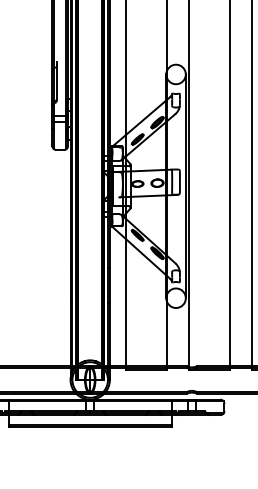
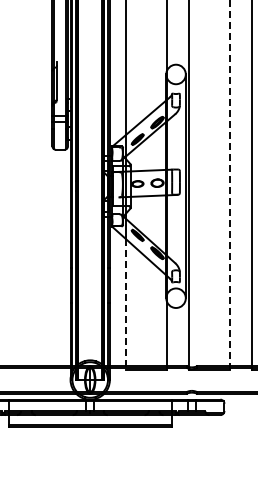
line: solid -> dashed (230, 184)
line: solid -> dashed (126, 304)
